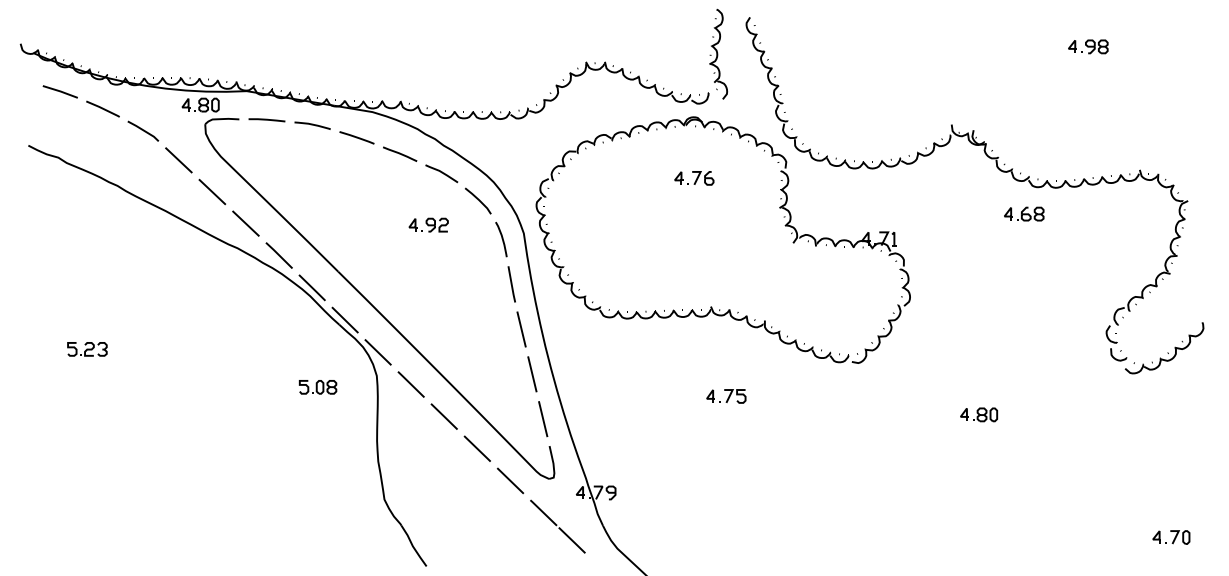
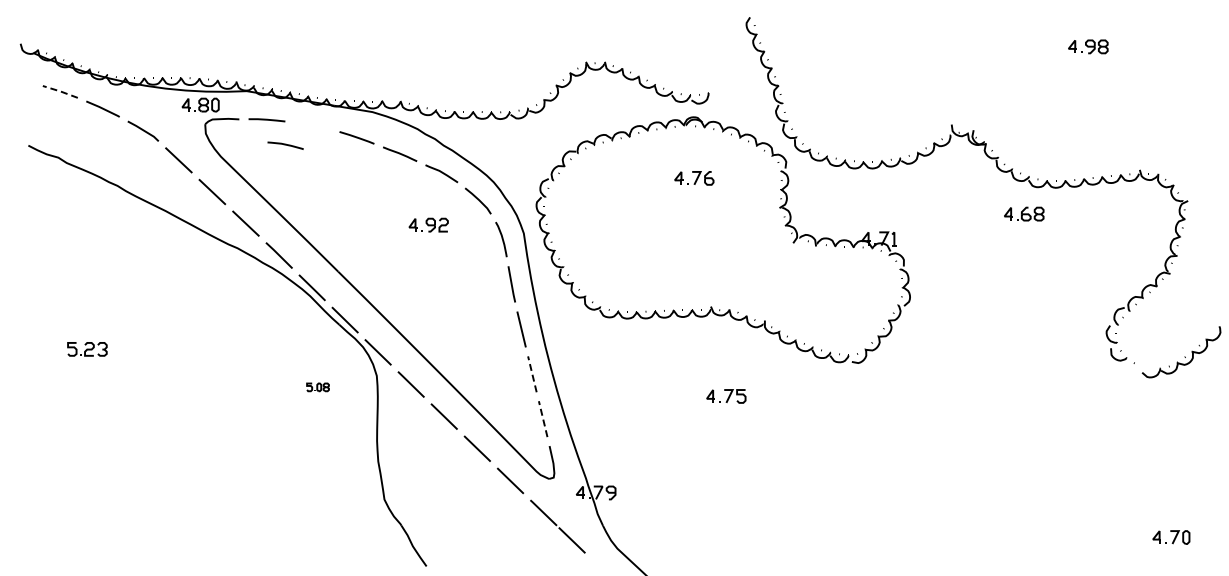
part: present -> none (718, 53)
line: solid -> dashed (60, 91)
curve position: (312, 125) -> (285, 145) (285, 145)
part position: (1164, 348) -> (1181, 352) (1181, 352)
line: solid -> dashed (532, 373)
part size: 40x15 px -> 24x11 px (317, 387)
part: present -> none (979, 414)
line: solid -> dashed (543, 418)
